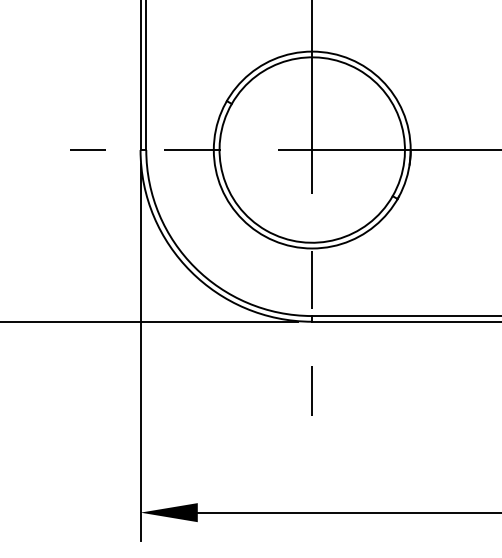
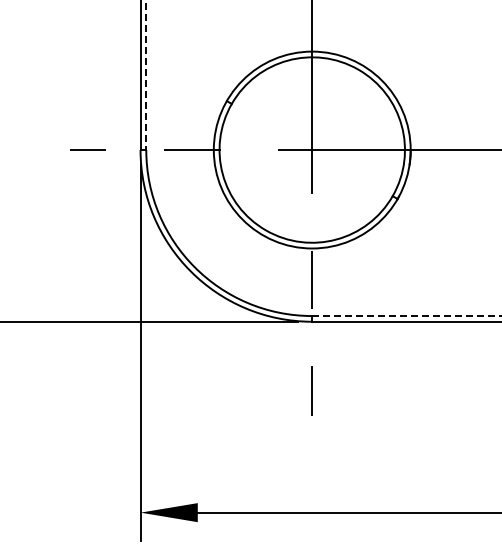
line: solid -> dashed (146, 75)
line: solid -> dashed (407, 316)
